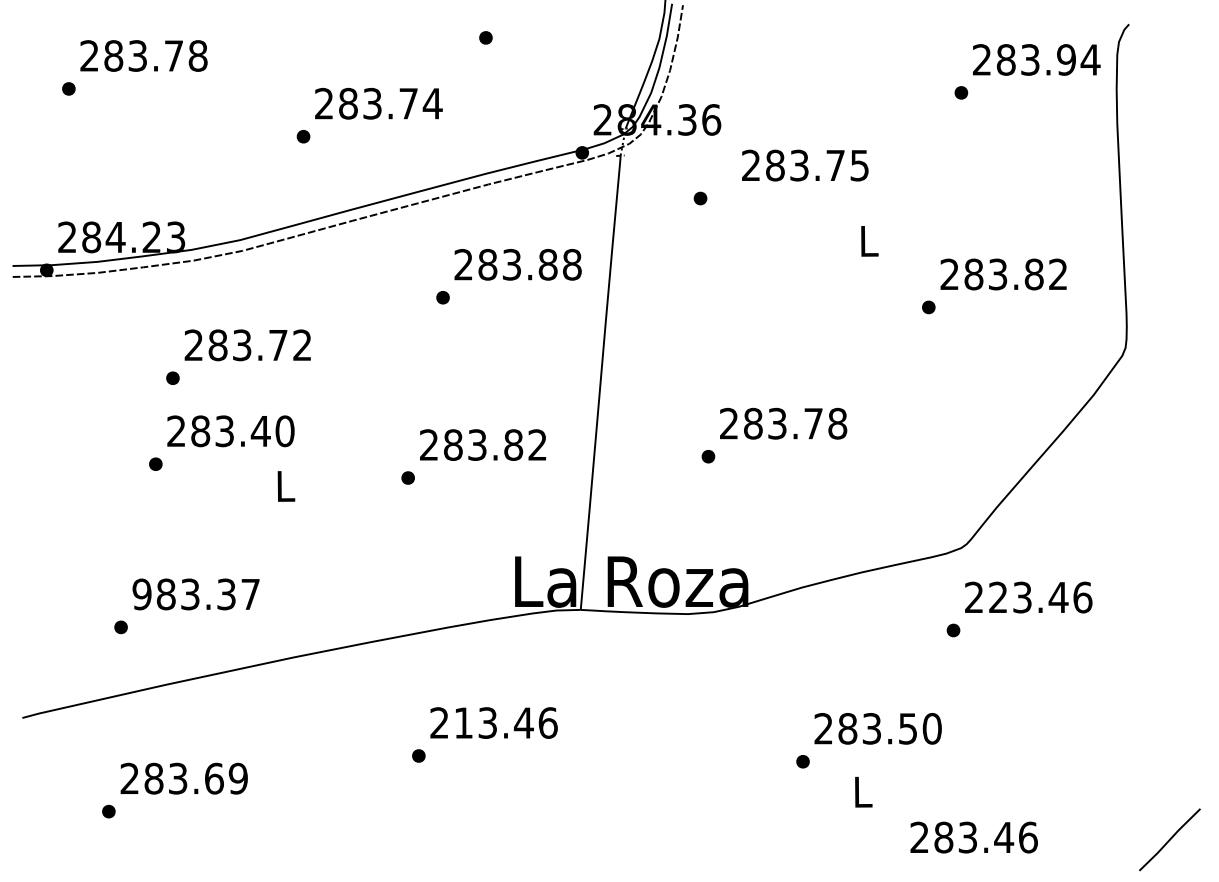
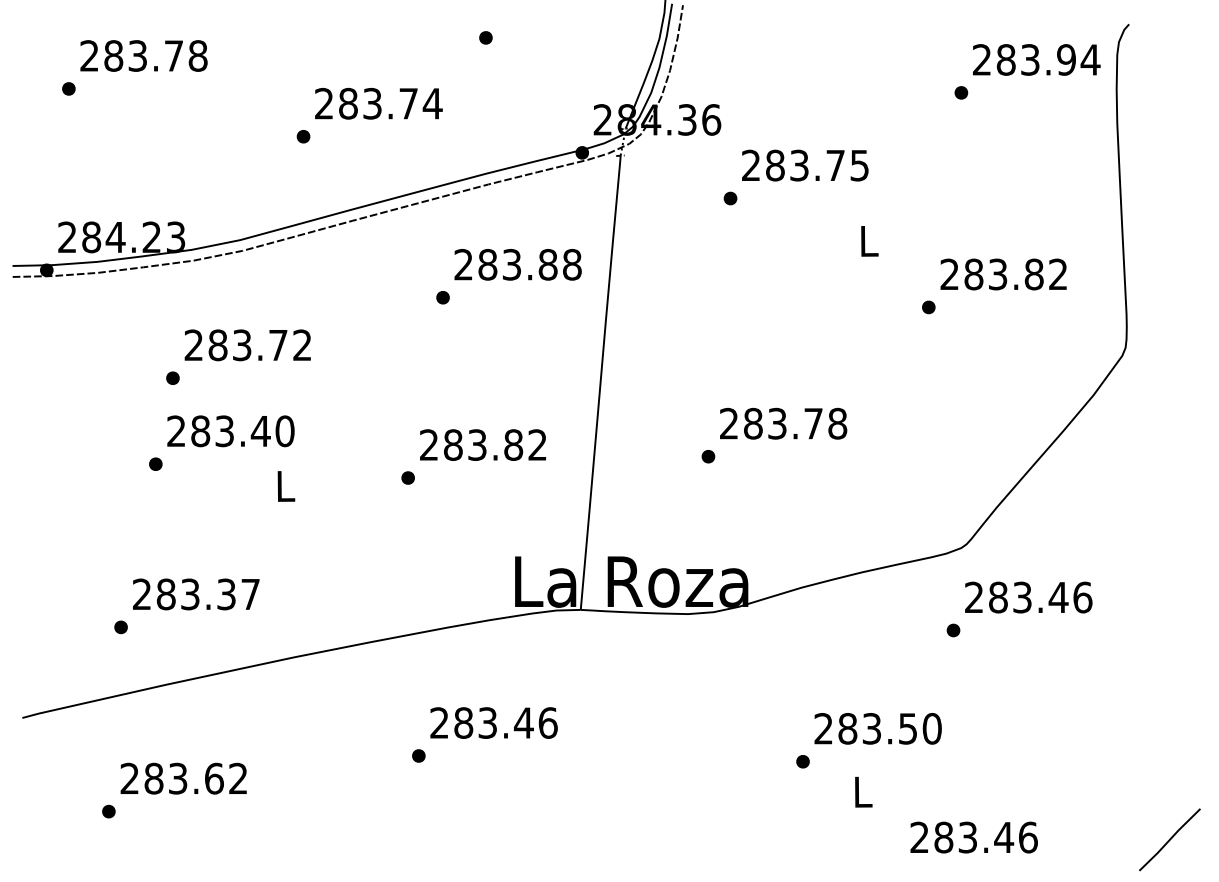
part position: (700, 198) -> (730, 198) (730, 198)
text: 983.37 -> 283.37 (141, 594)
text: 223.46 -> 283.46 (998, 597)
text: 213.46 -> 283.46 (463, 722)
text: 283.69 -> 283.62 (237, 778)
